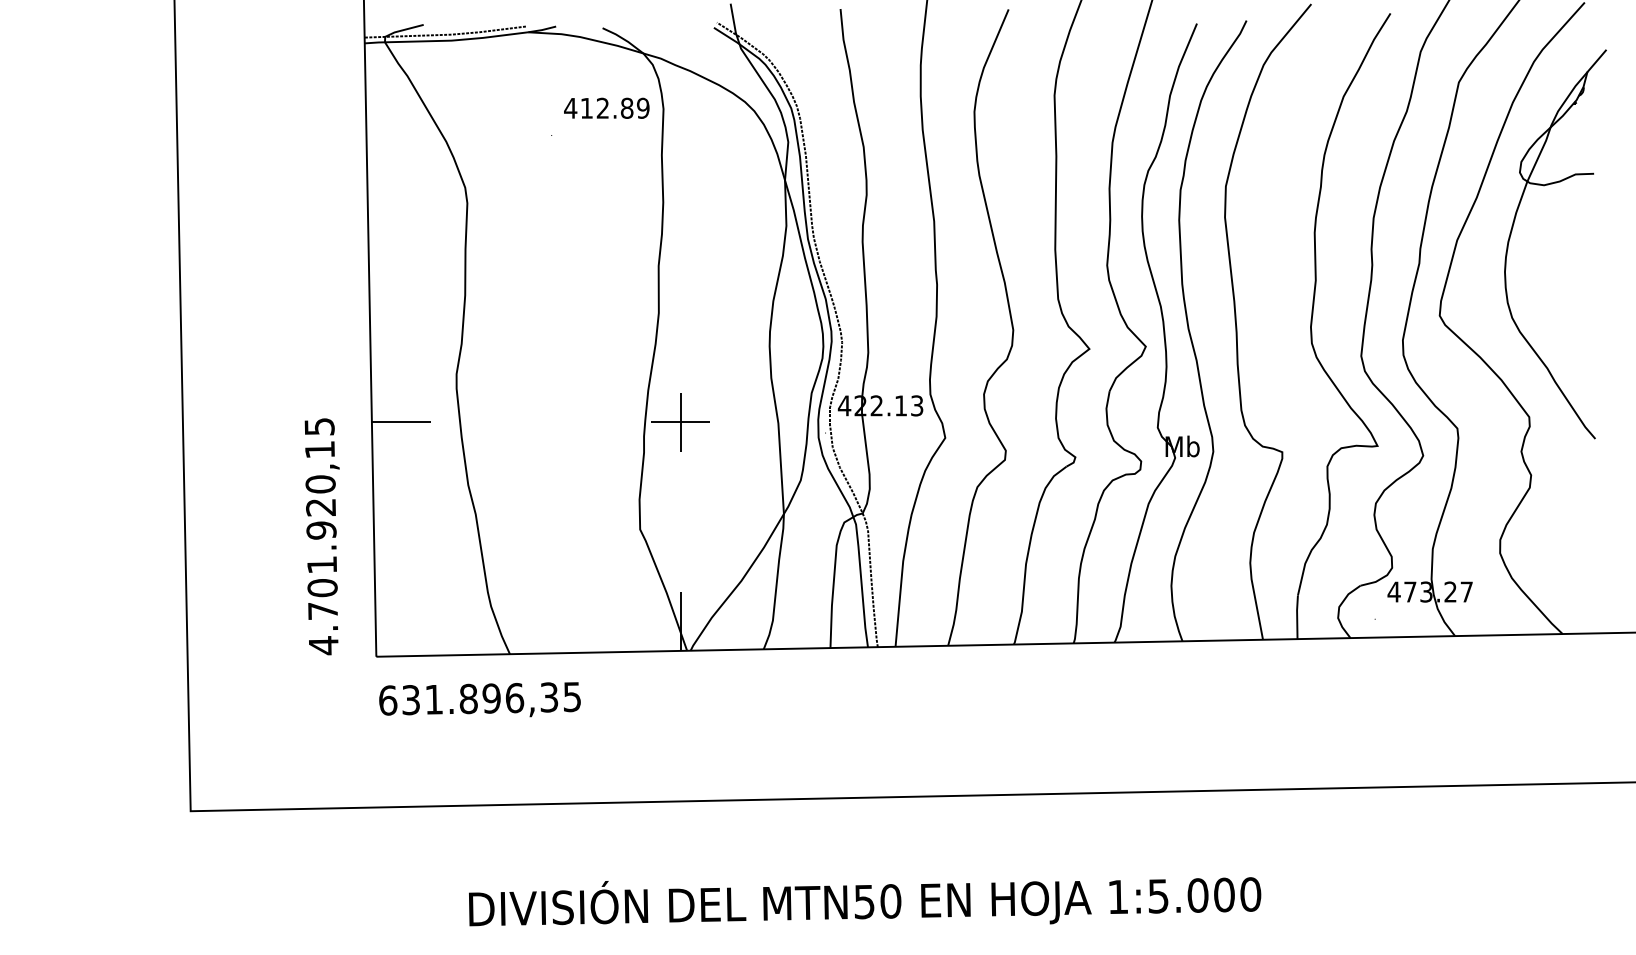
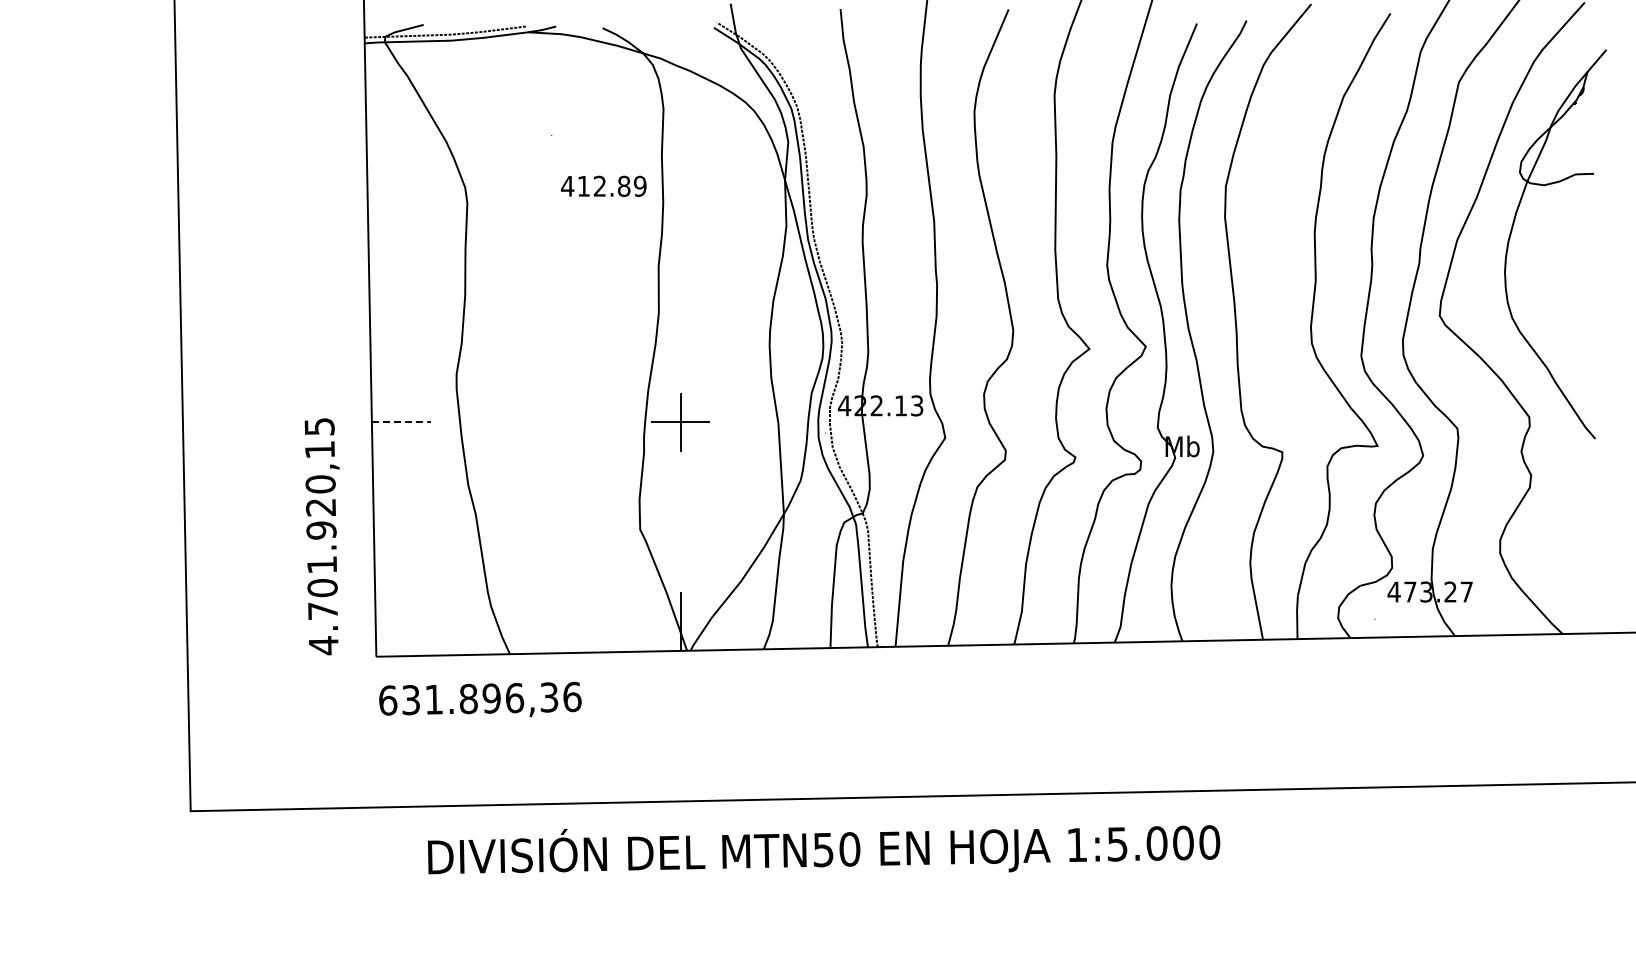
text position: (606, 107) -> (603, 185) (603, 185)
line: solid -> dashed (401, 422)
text: 631.896,35 -> 631.896,36 (572, 696)
text position: (865, 901) -> (824, 849) (824, 849)
